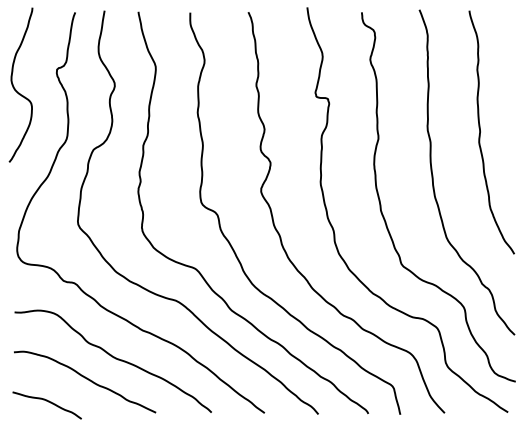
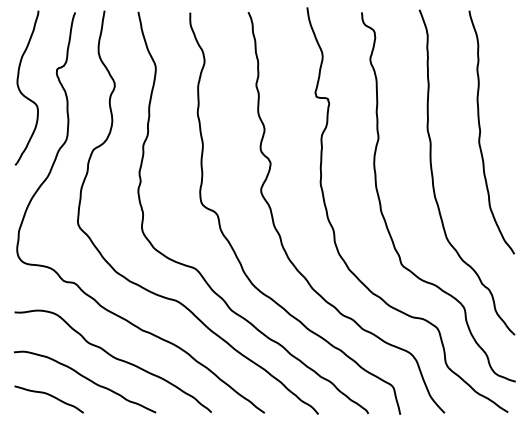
curve position: (14, 86) -> (20, 89) (20, 89)
curve position: (48, 402) -> (50, 396) (50, 396)
